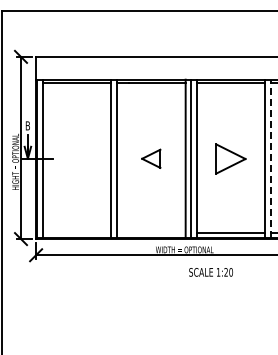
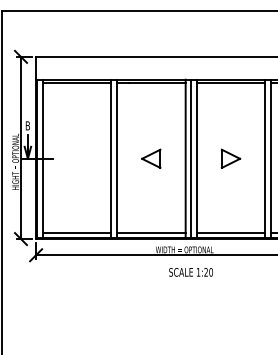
part size: 32x32 px -> 22x21 px (230, 158)
line: dashed -> solid (270, 158)
line: none -> present (76, 232)
line: none -> present (150, 232)
text position: (210, 272) -> (190, 272) (190, 272)
